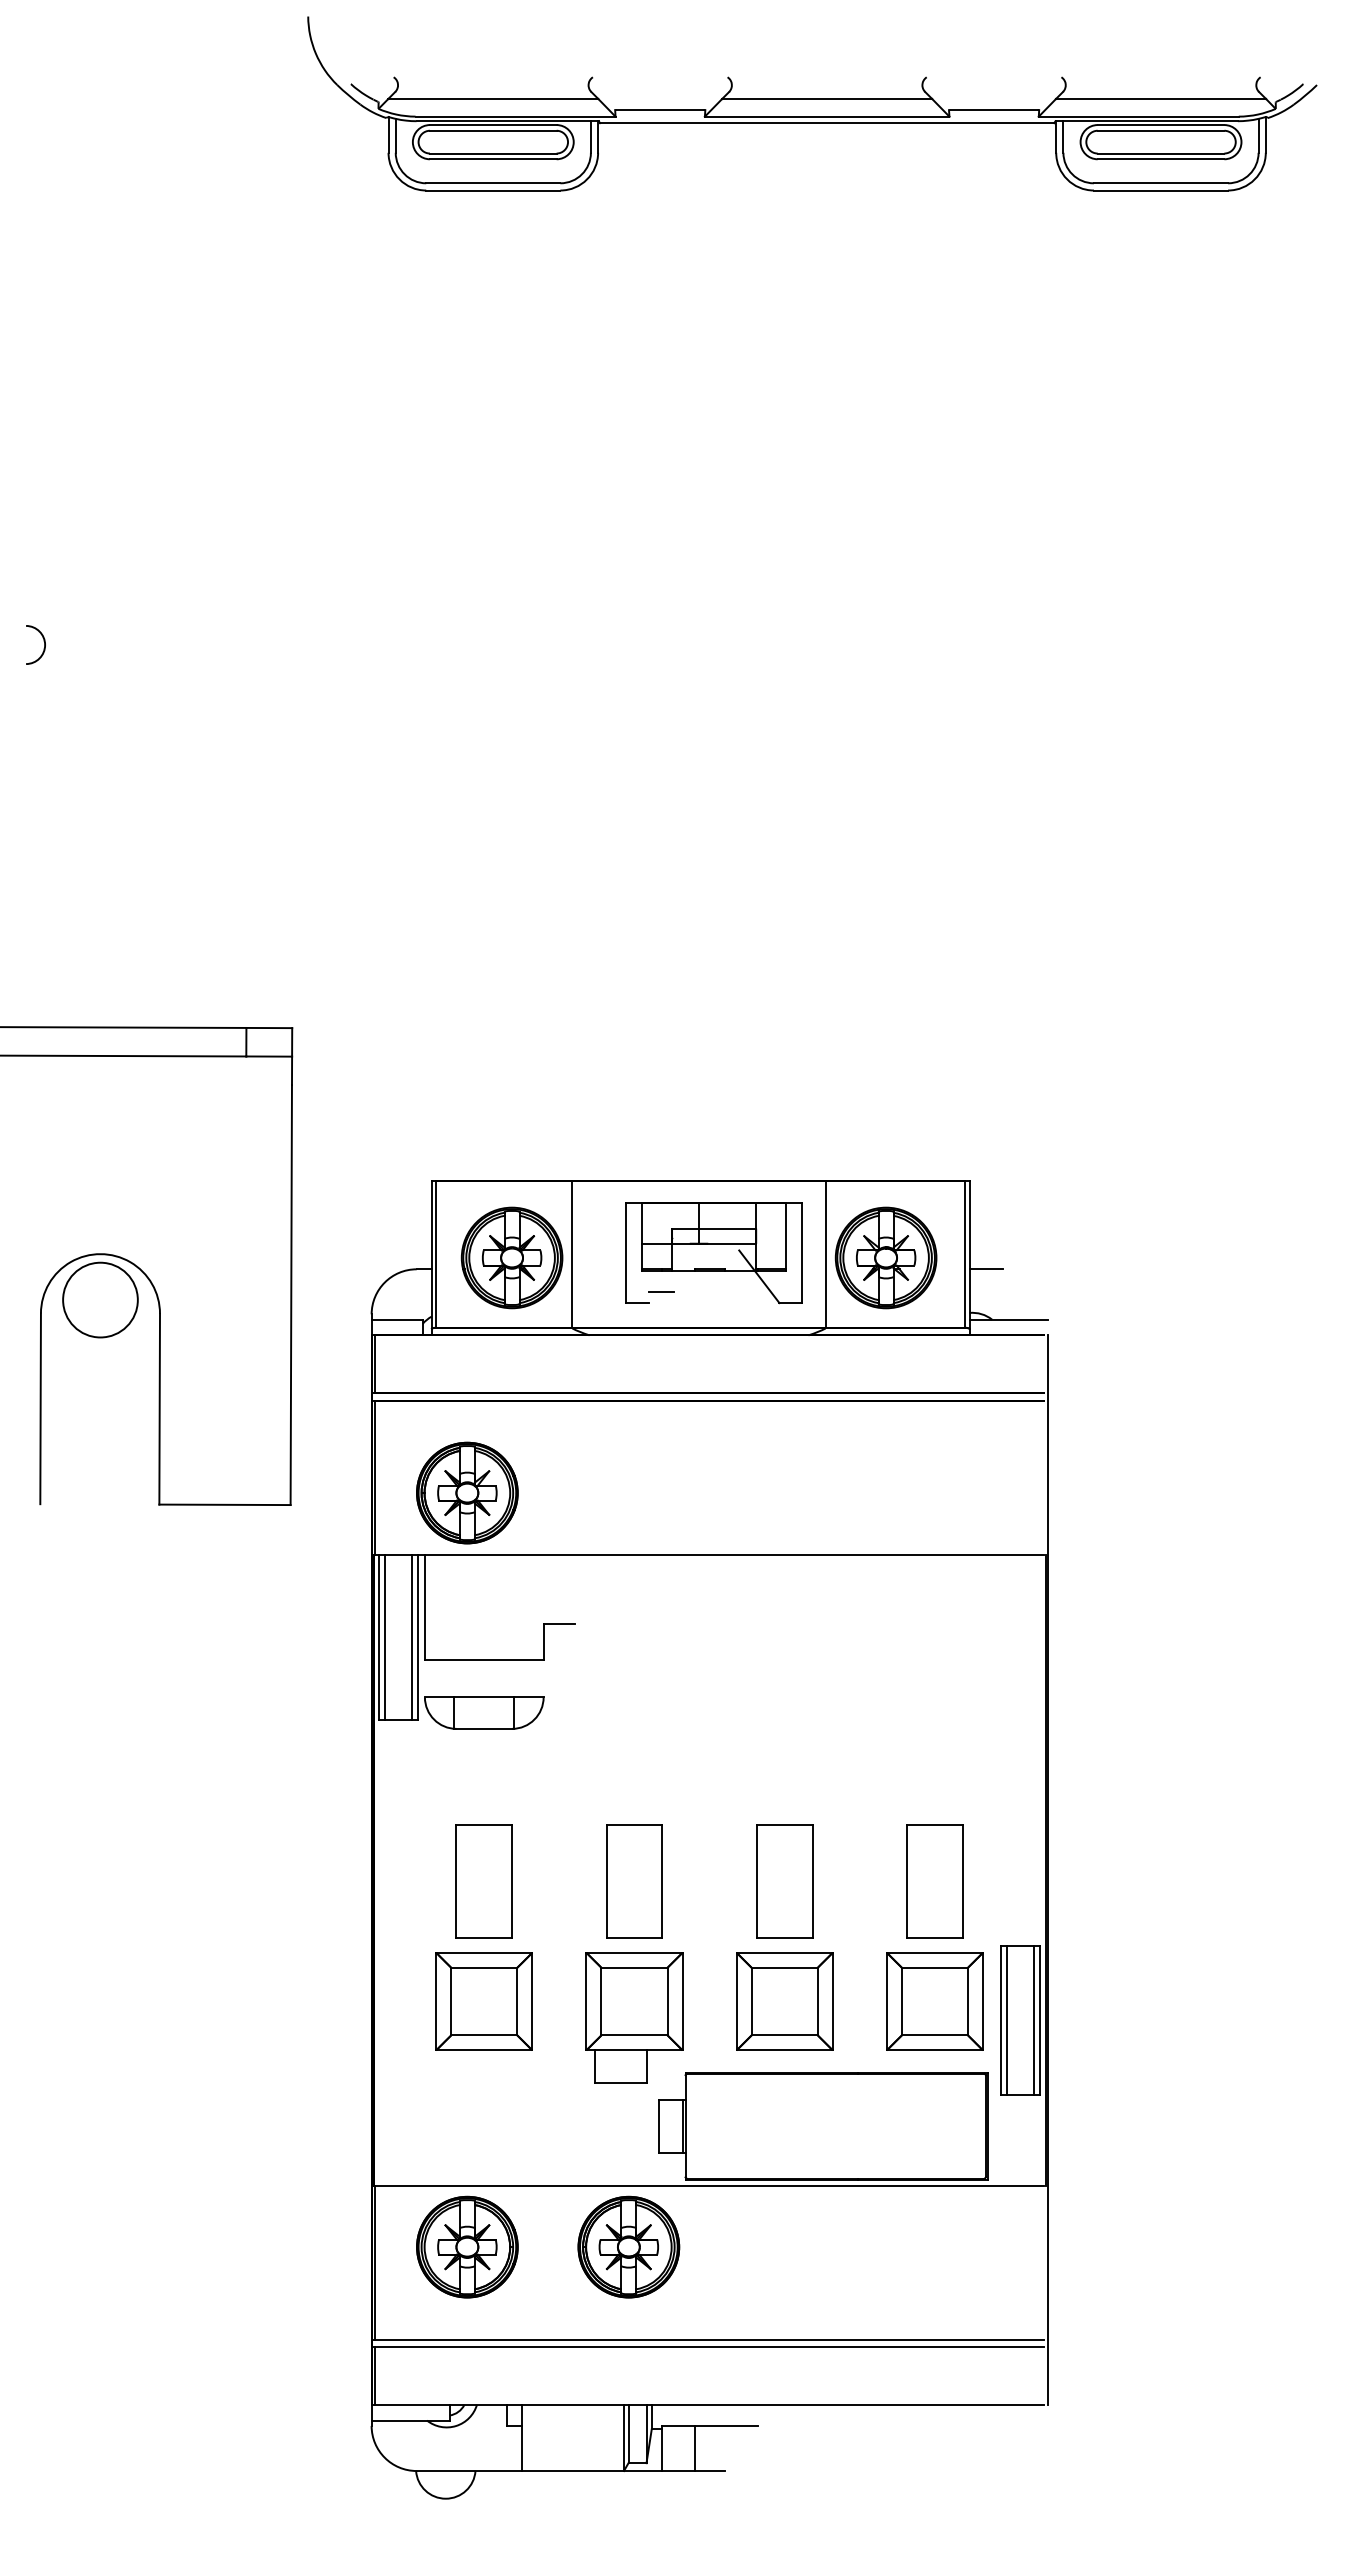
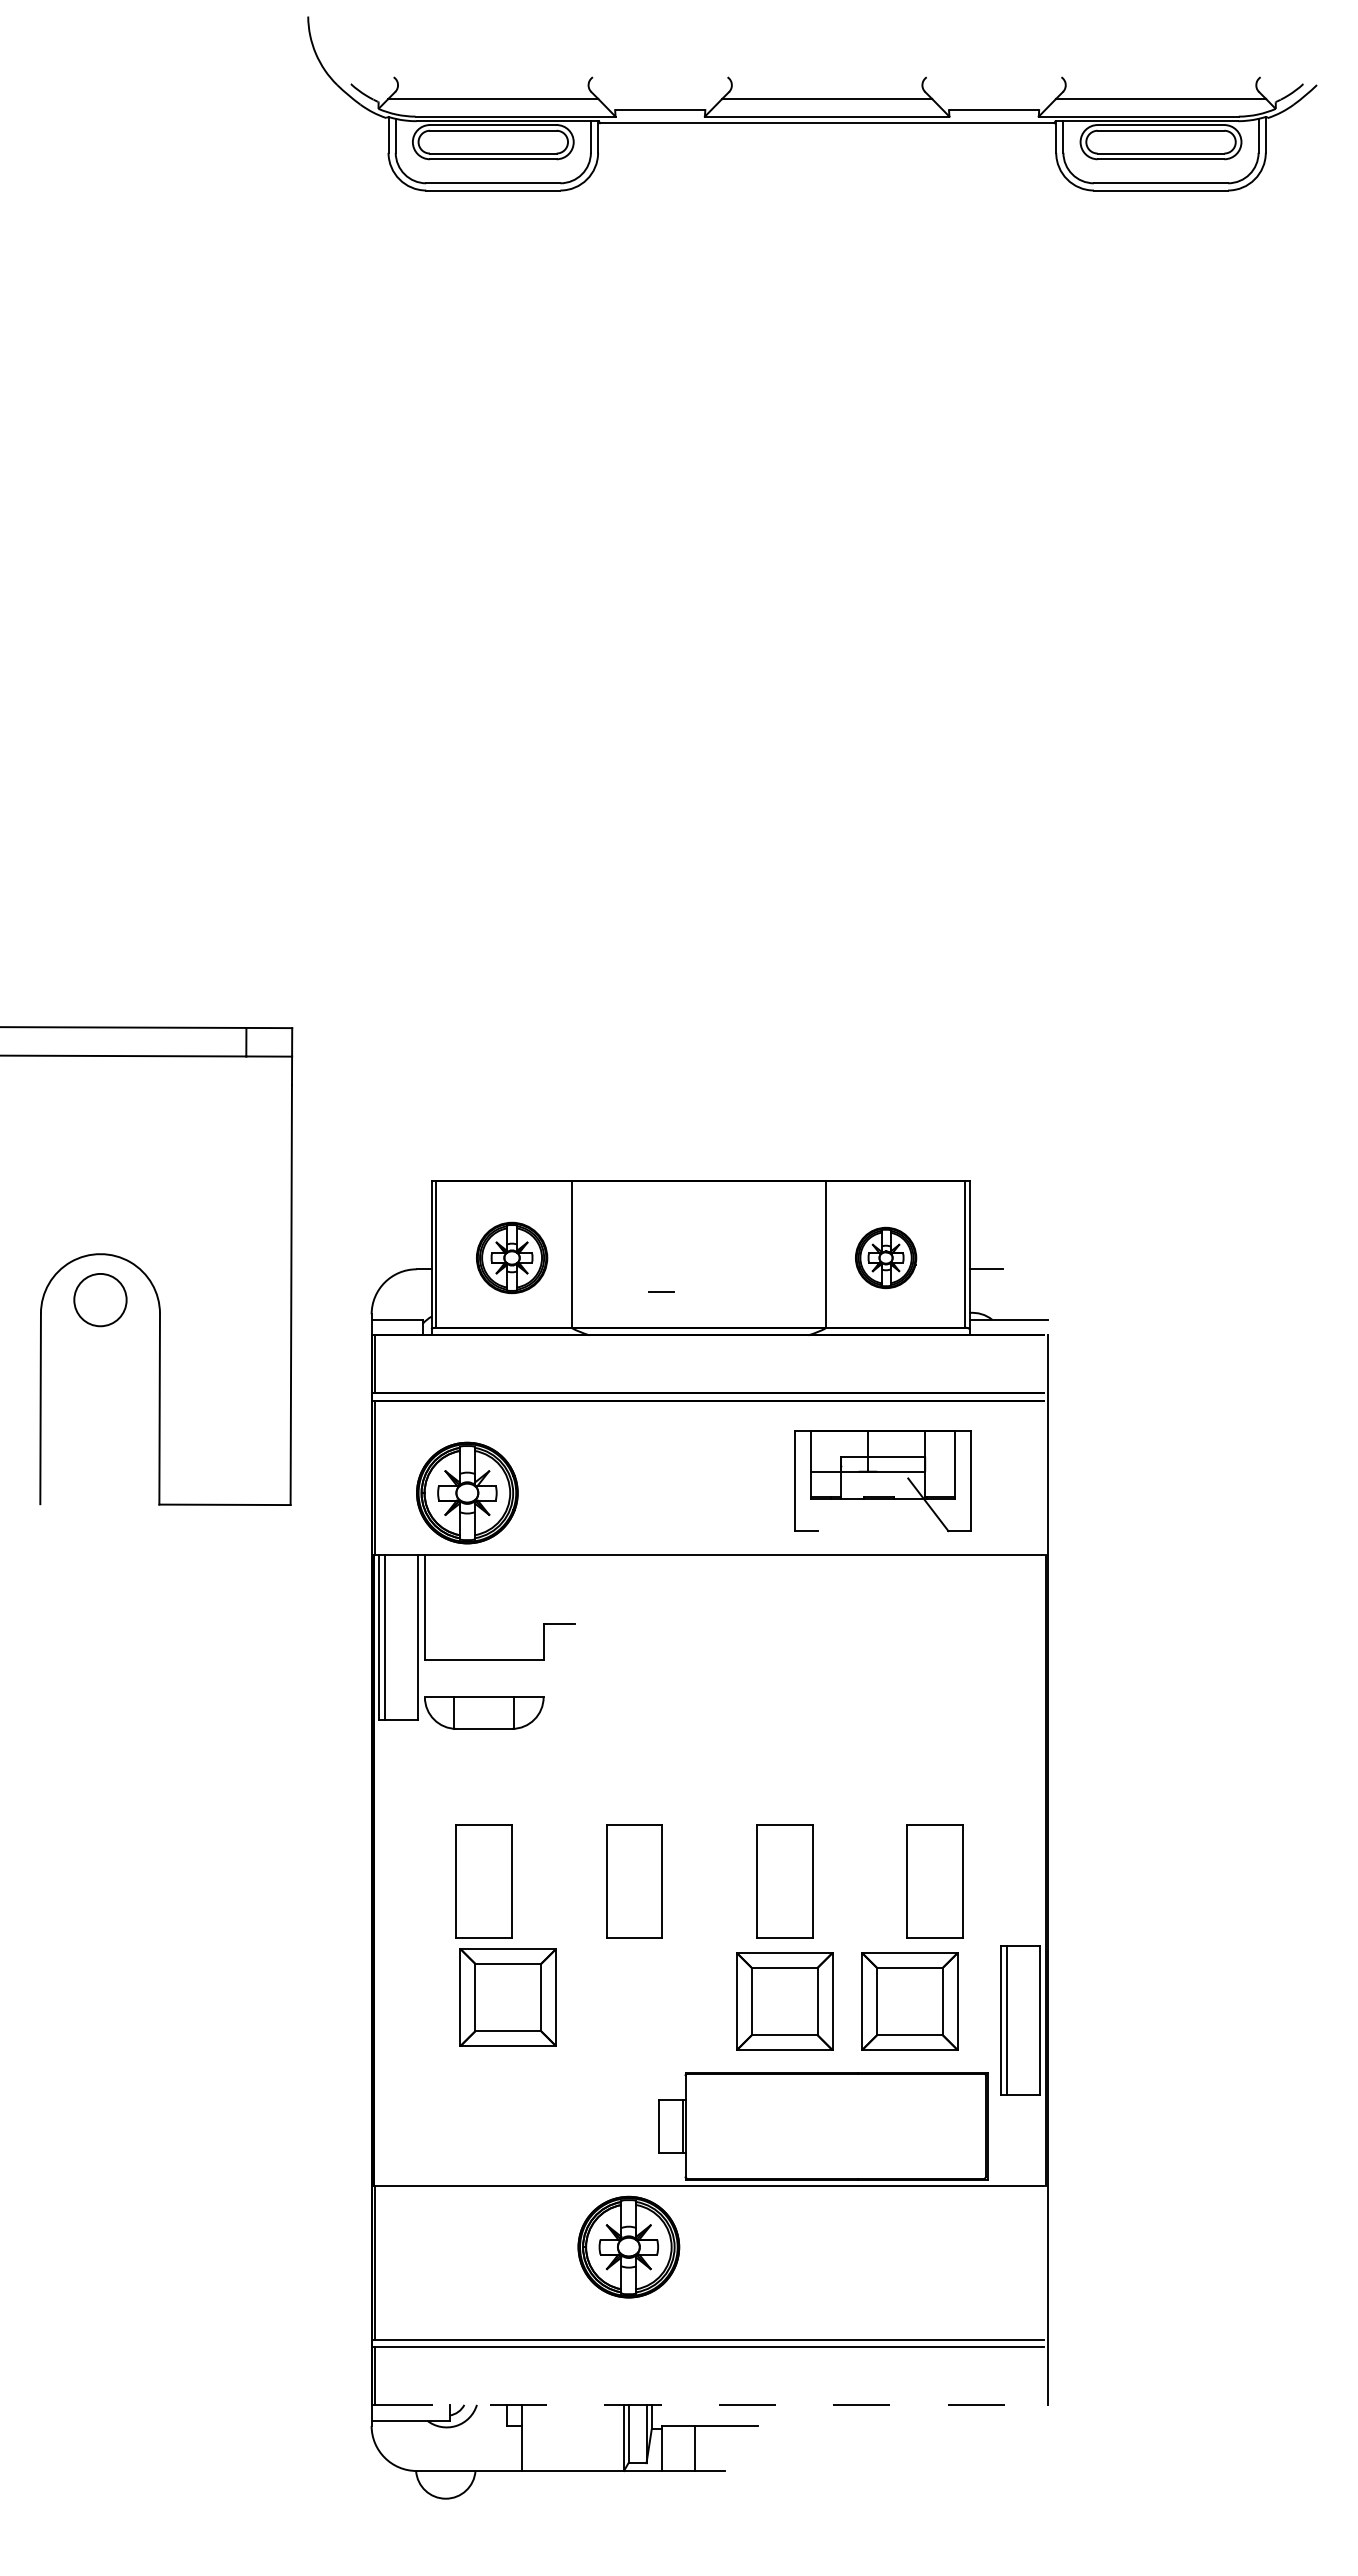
arc: present -> none (43, 641)
part position: (713, 1253) -> (882, 1481) (882, 1481)
part size: 104x104 px -> 73x74 px (512, 1257)
part size: 104x104 px -> 63x64 px (886, 1257)
circle diameter: 75 px -> 52 px (100, 1299)
line: present -> none (412, 1636)
part position: (483, 2001) -> (507, 1997) (507, 1997)
part position: (934, 2001) -> (909, 2001) (909, 2001)
part: present -> none (634, 2017)
line: present -> none (1034, 2020)
part: present -> none (467, 2246)
line: solid -> dashed (710, 2404)
